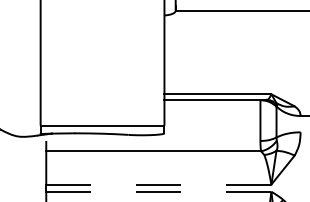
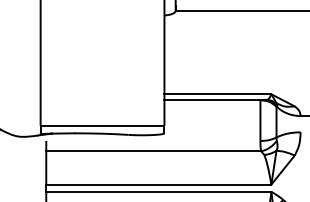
line: dashed -> solid (158, 184)
line: dashed -> solid (158, 191)
